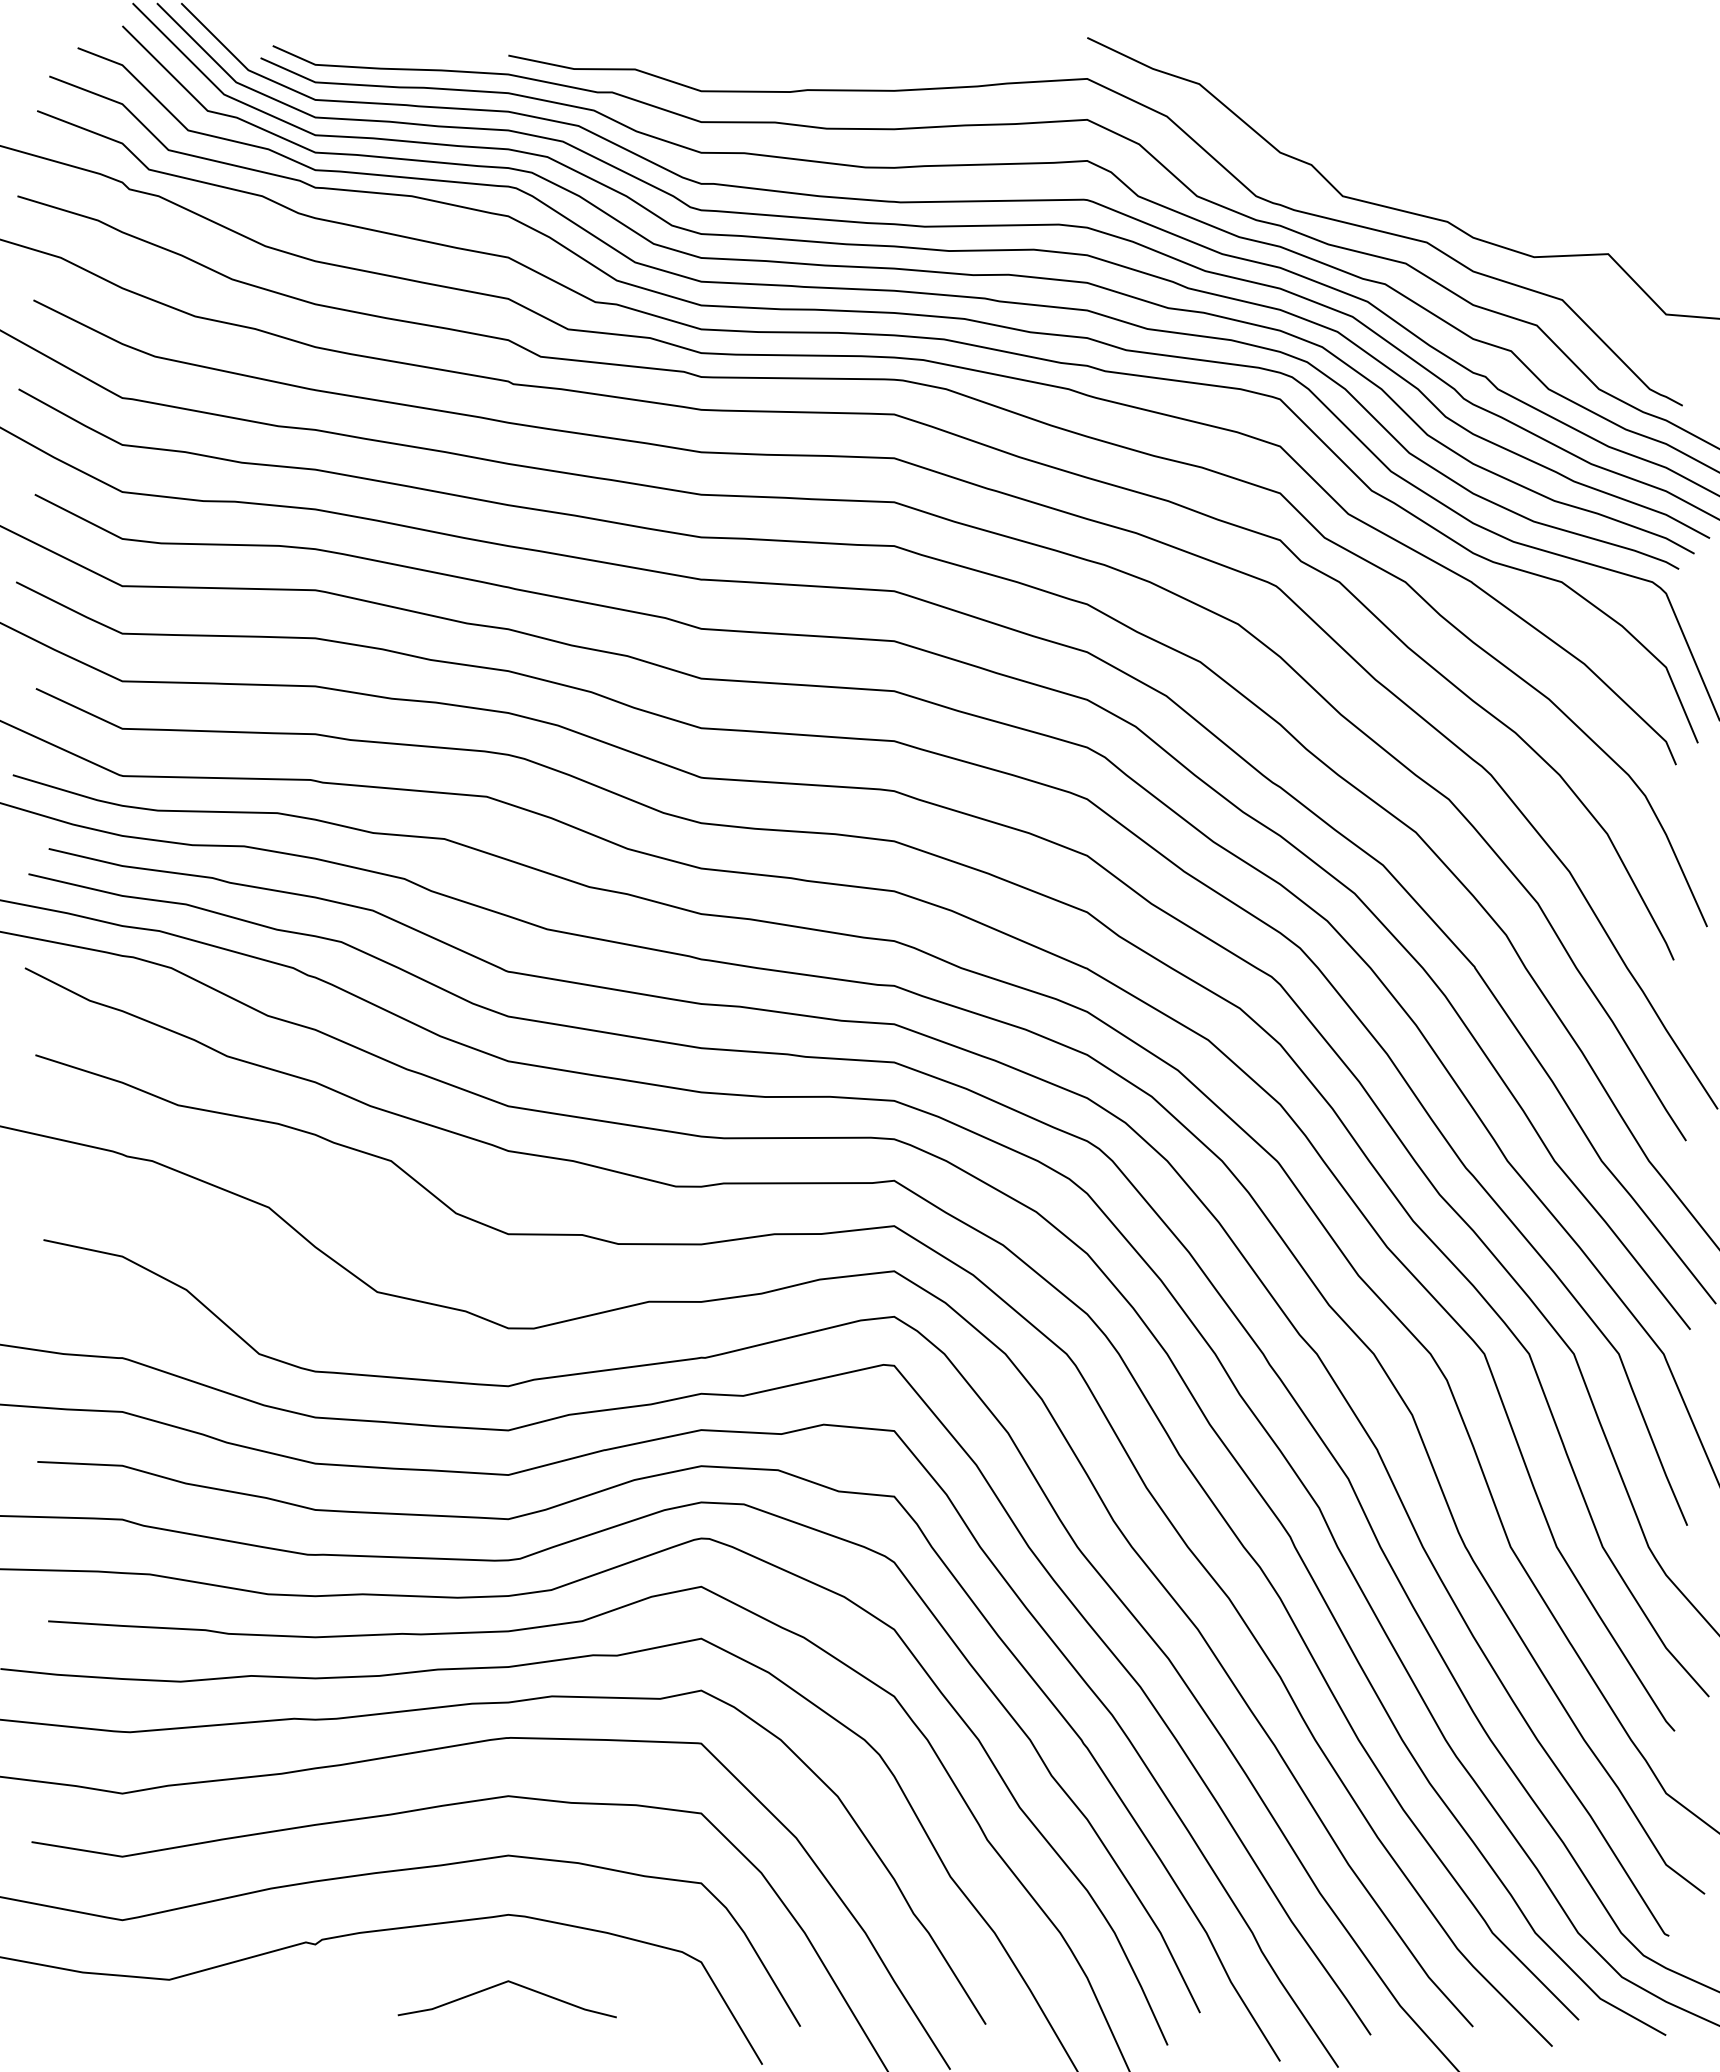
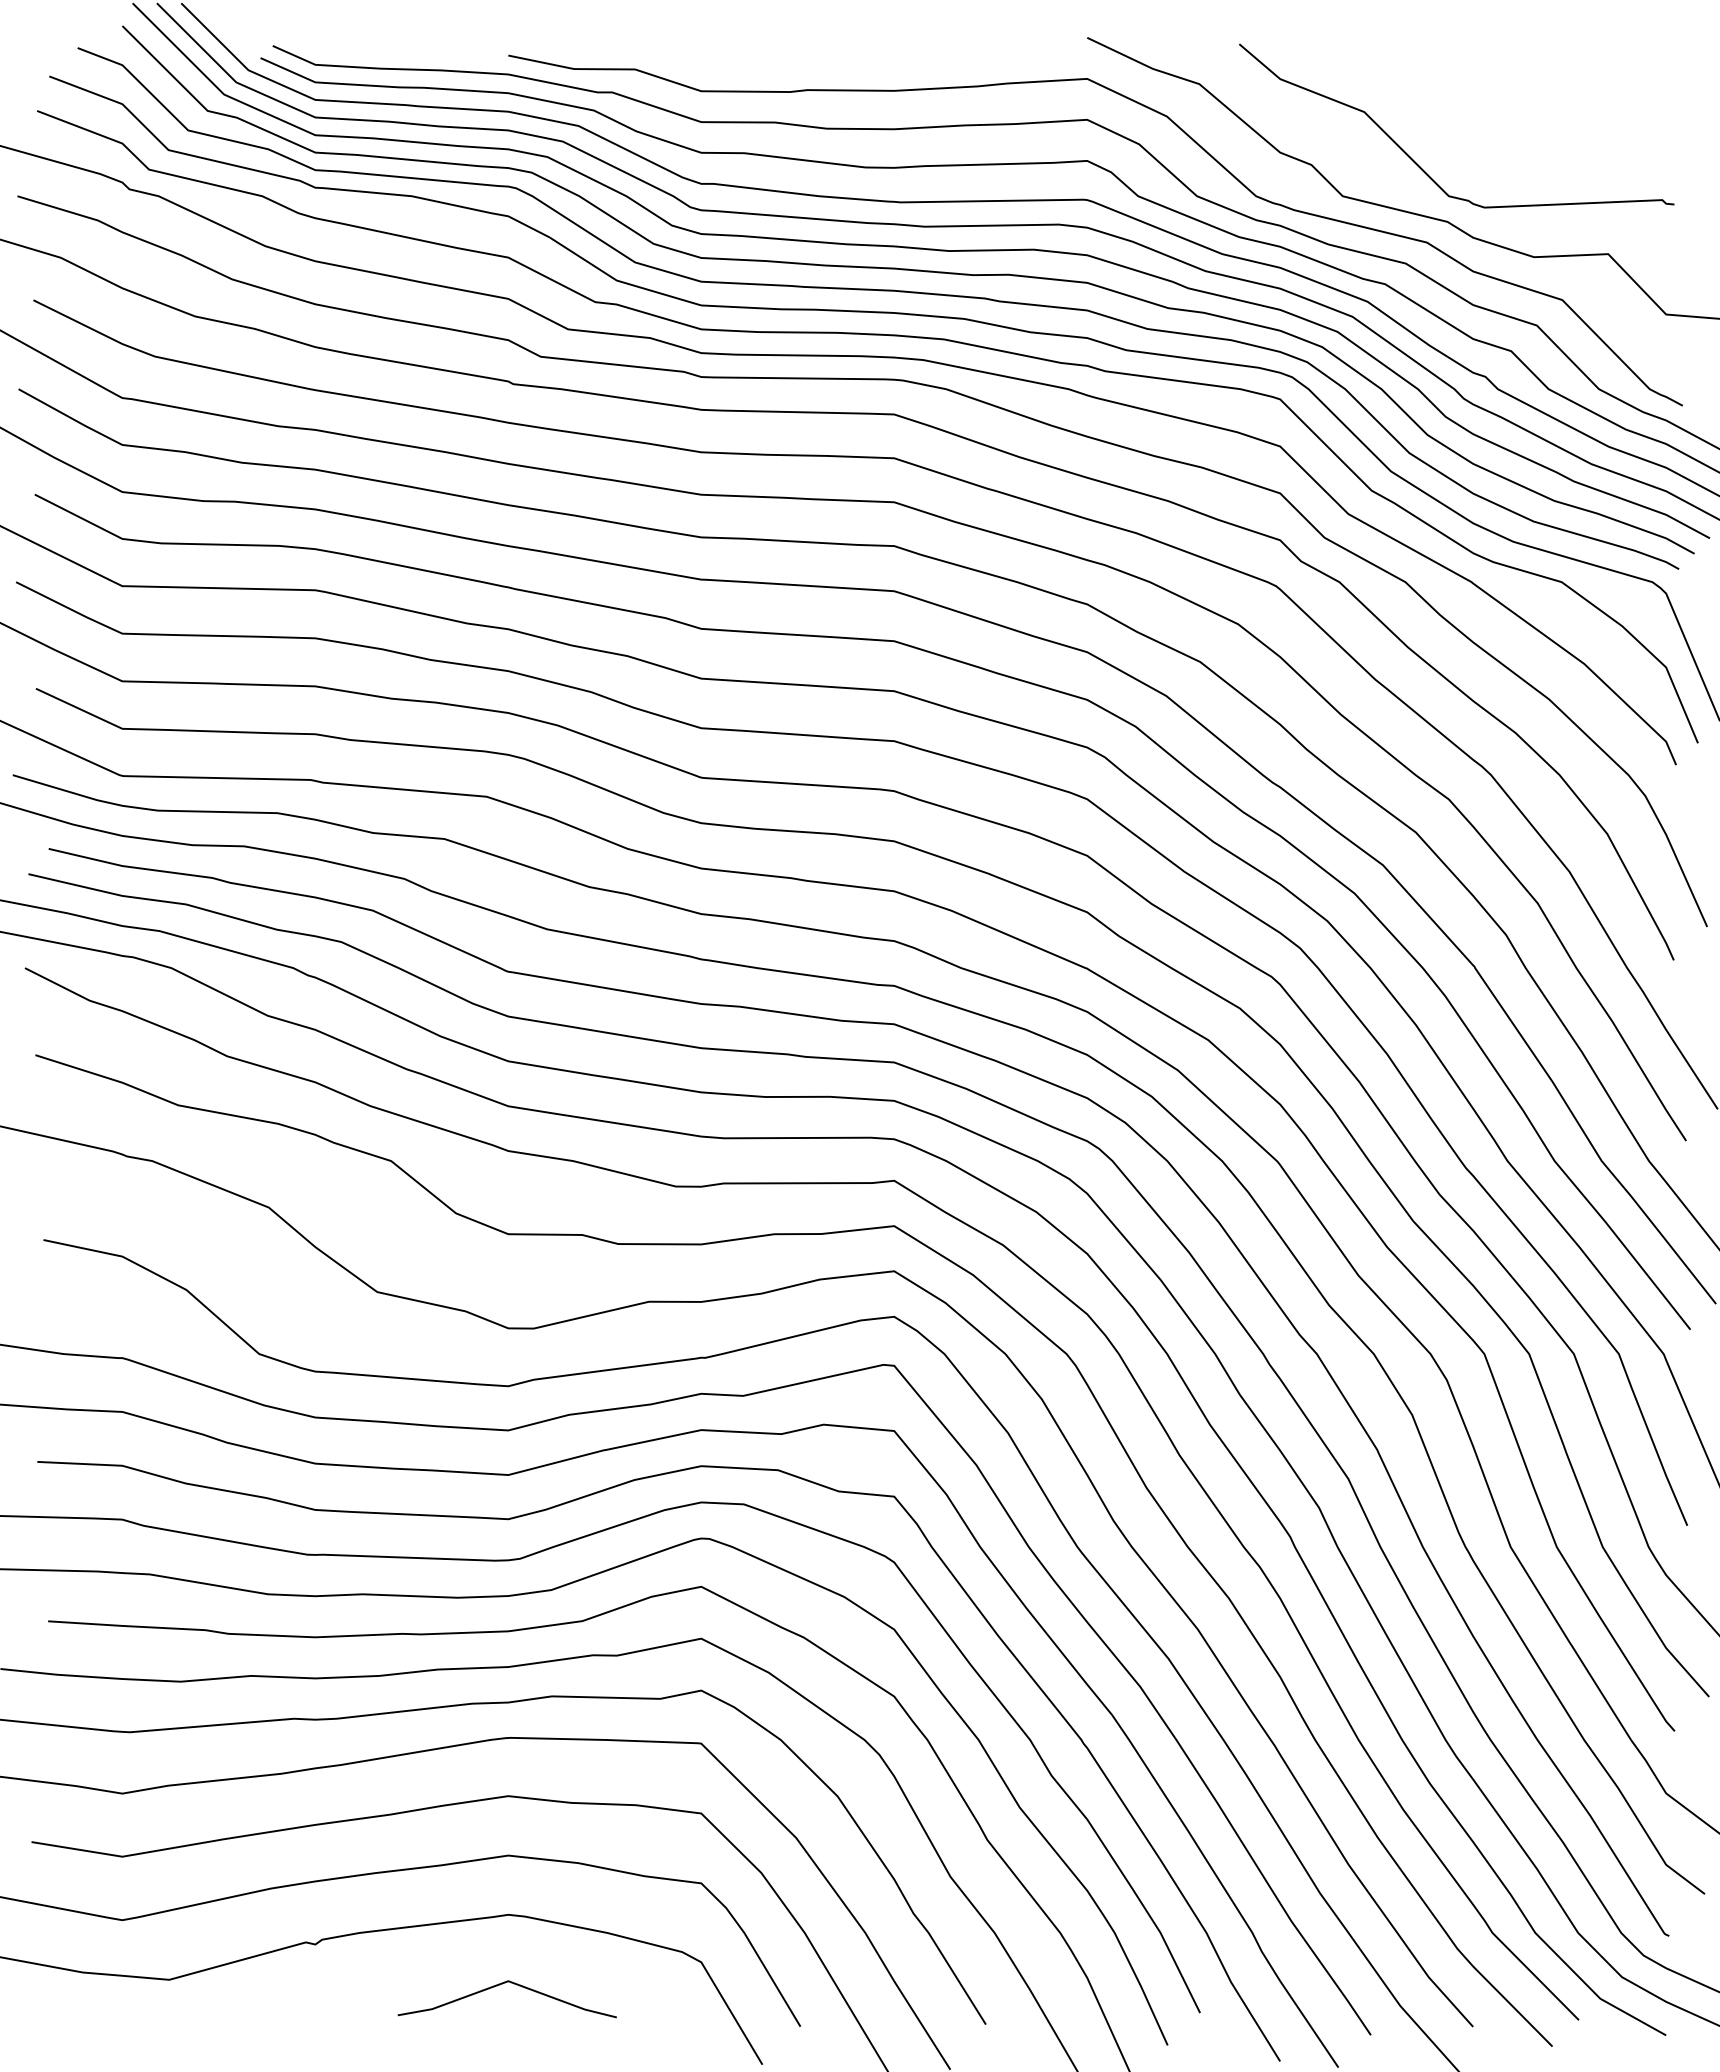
curve: none -> present (1417, 163)
